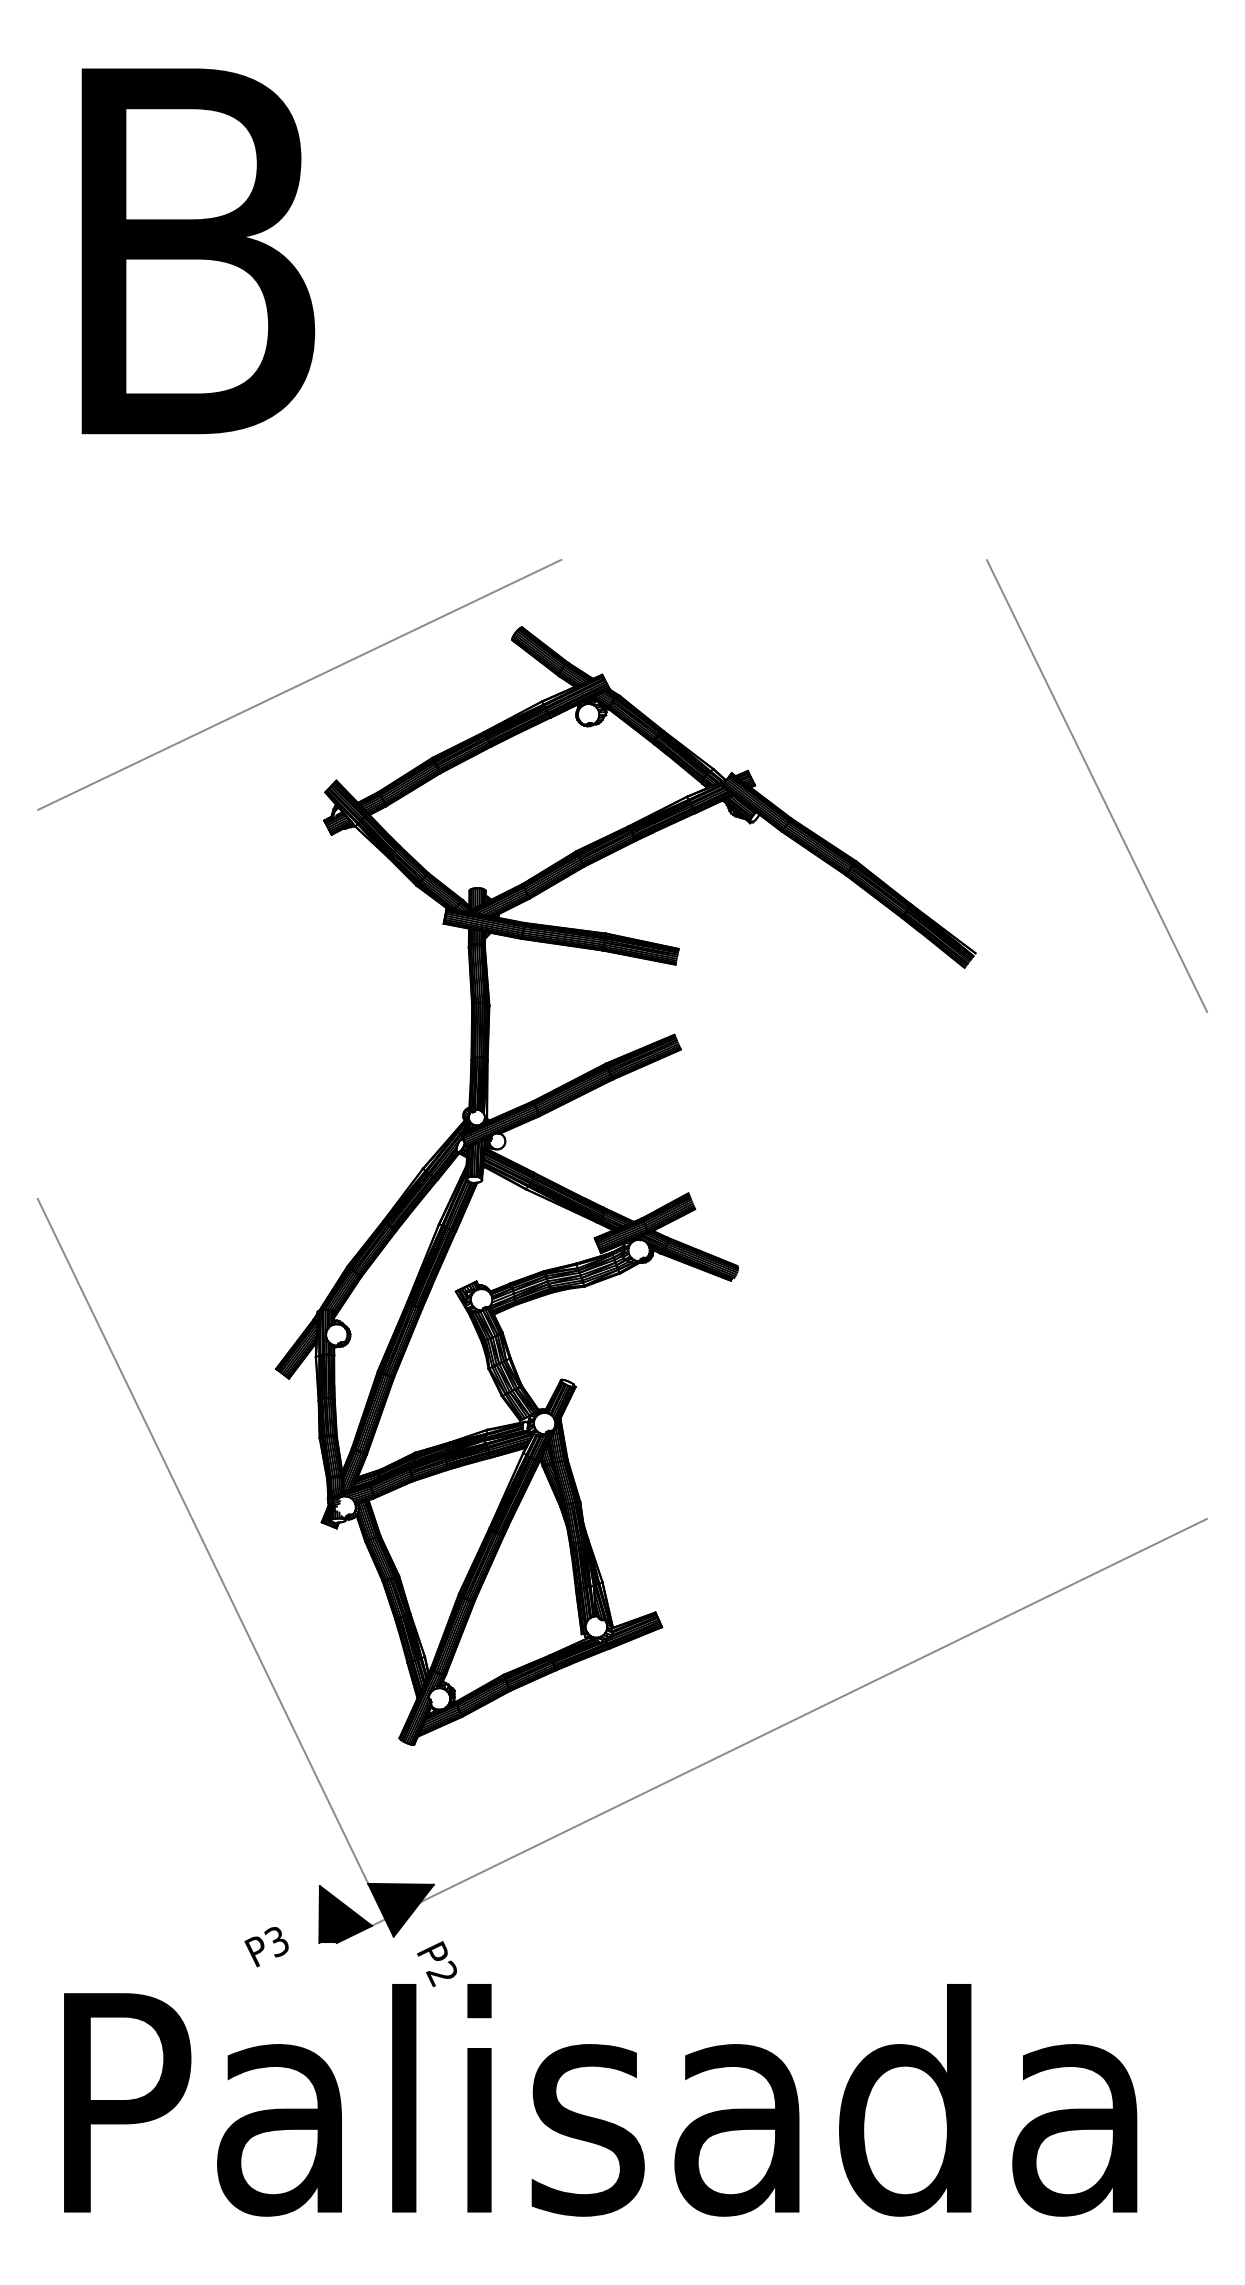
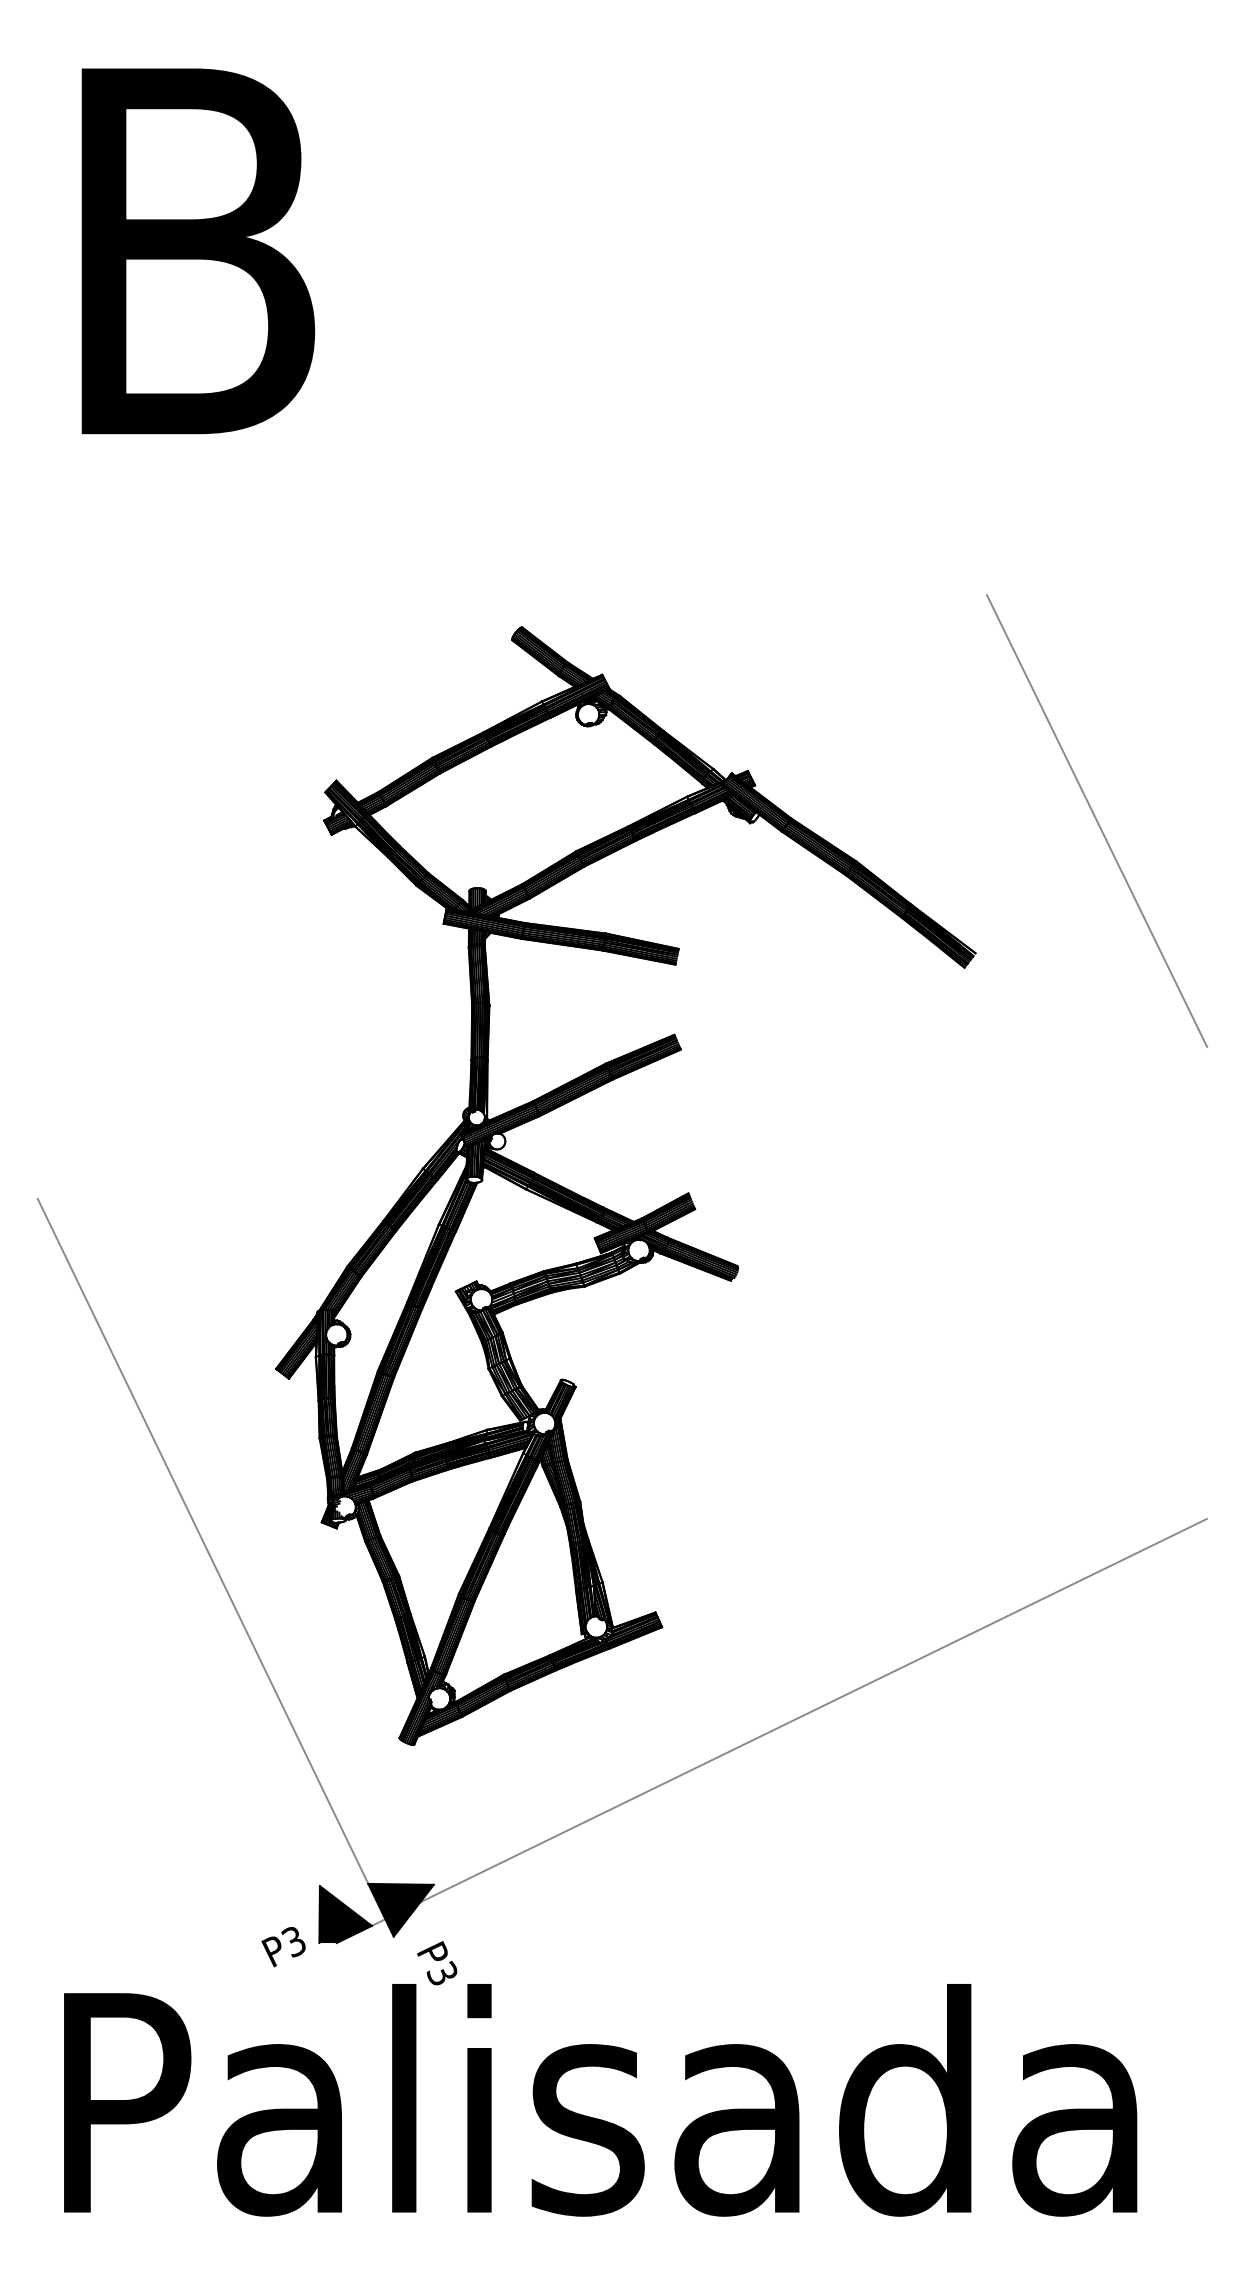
line: present -> none (299, 684)
line position: (1096, 785) -> (1096, 820) (1096, 820)
text position: (266, 1947) -> (283, 1947) (283, 1947)
text: P2 -> P3 (441, 1973)
